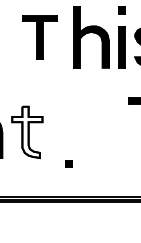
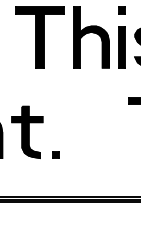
part size: 36x45 px -> 50x63 px (39, 37)
fill: none -> present (27, 132)
part position: (68, 163) -> (55, 154) (55, 154)
